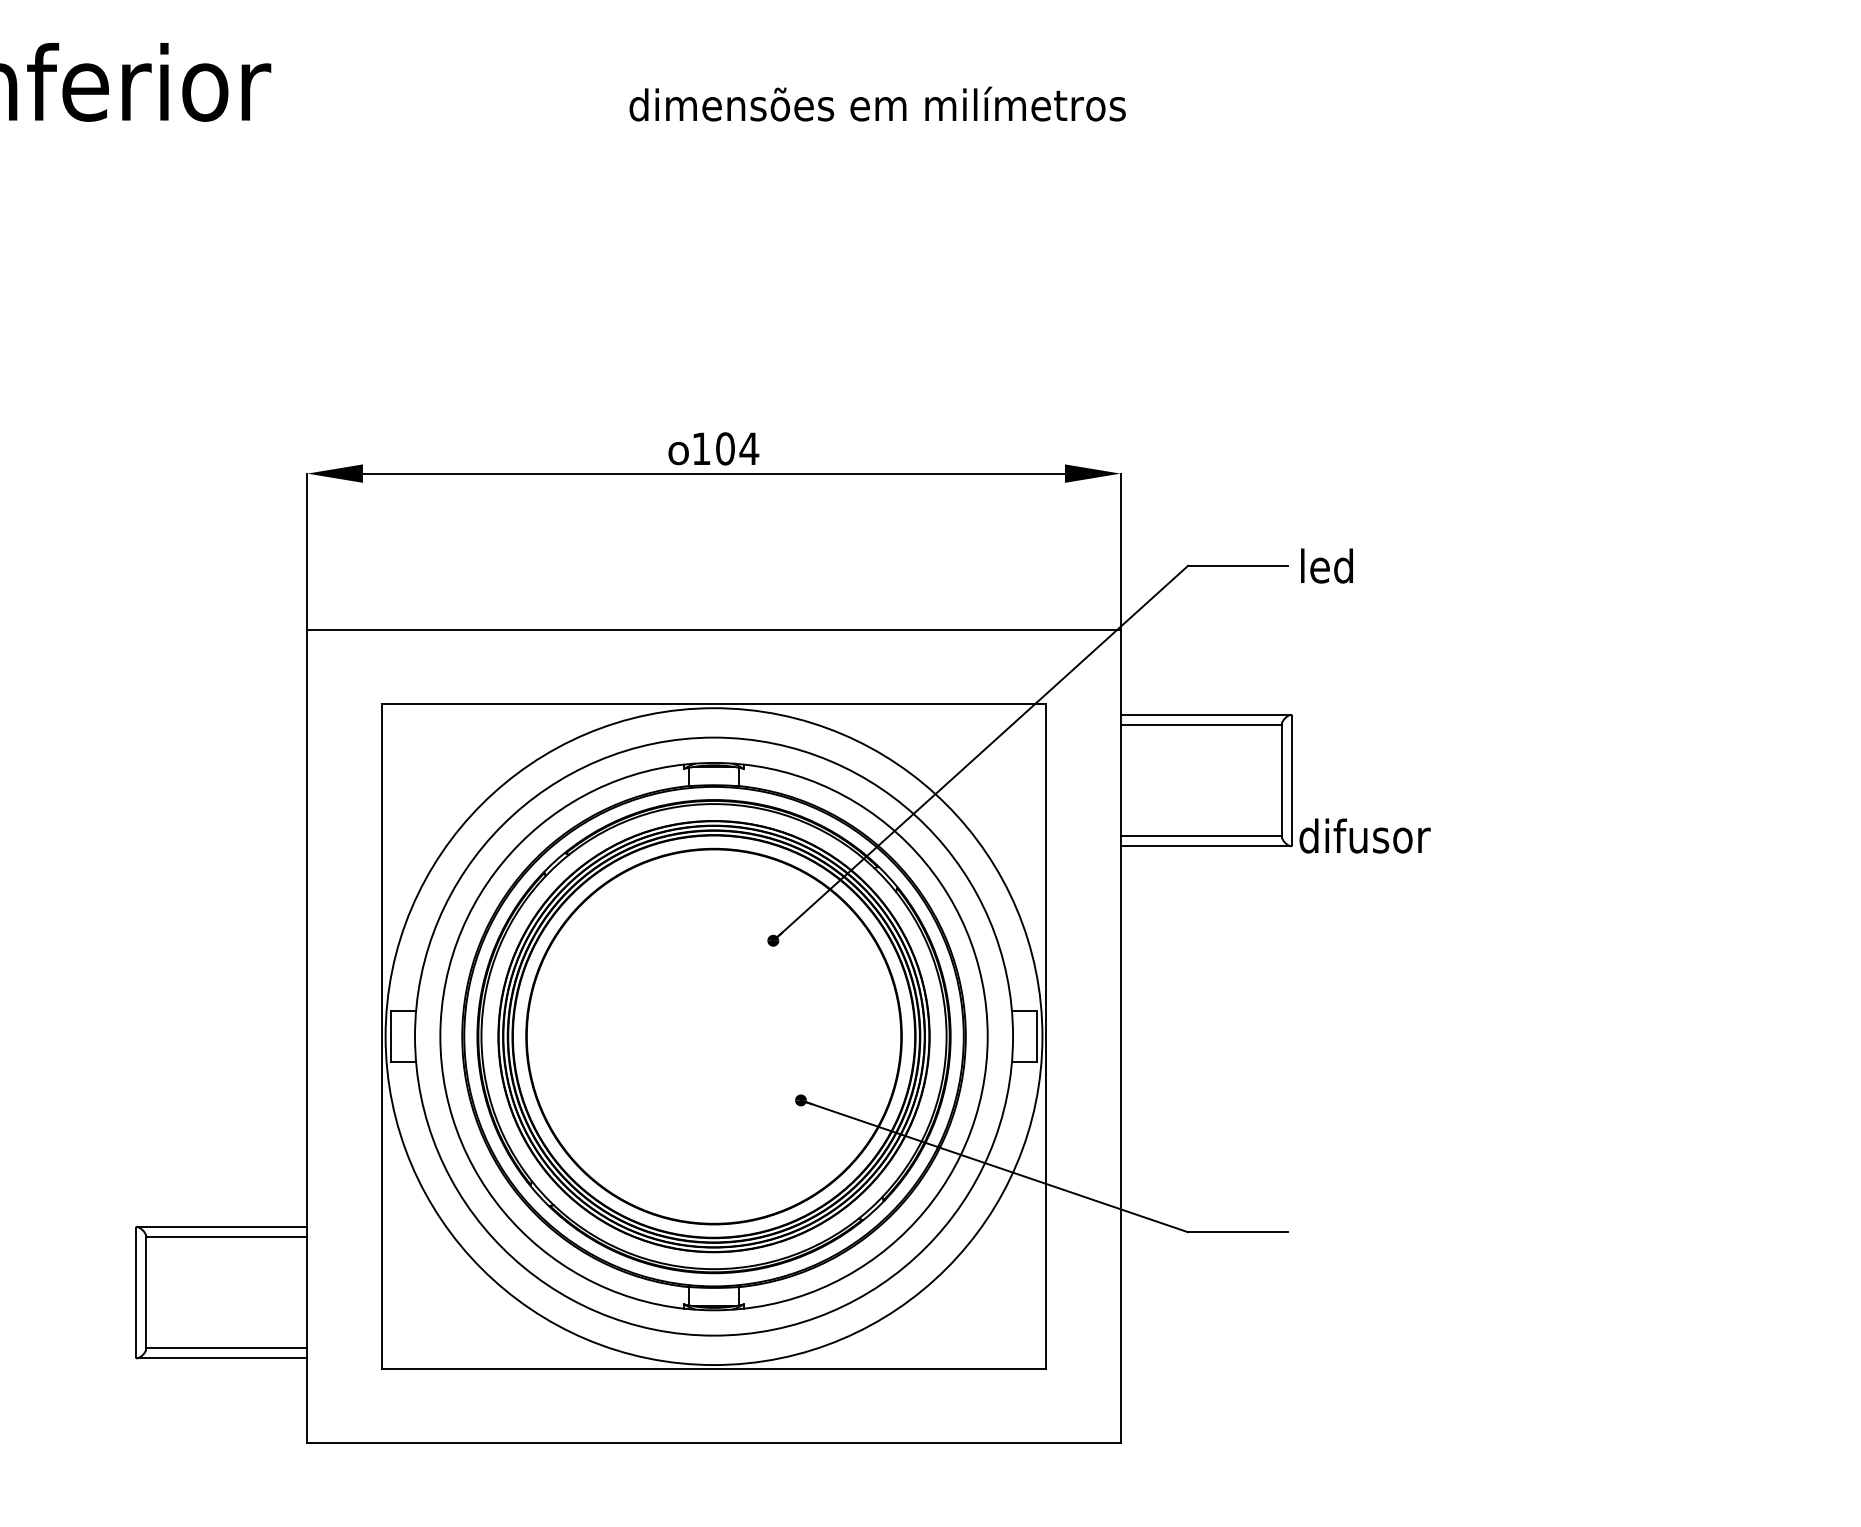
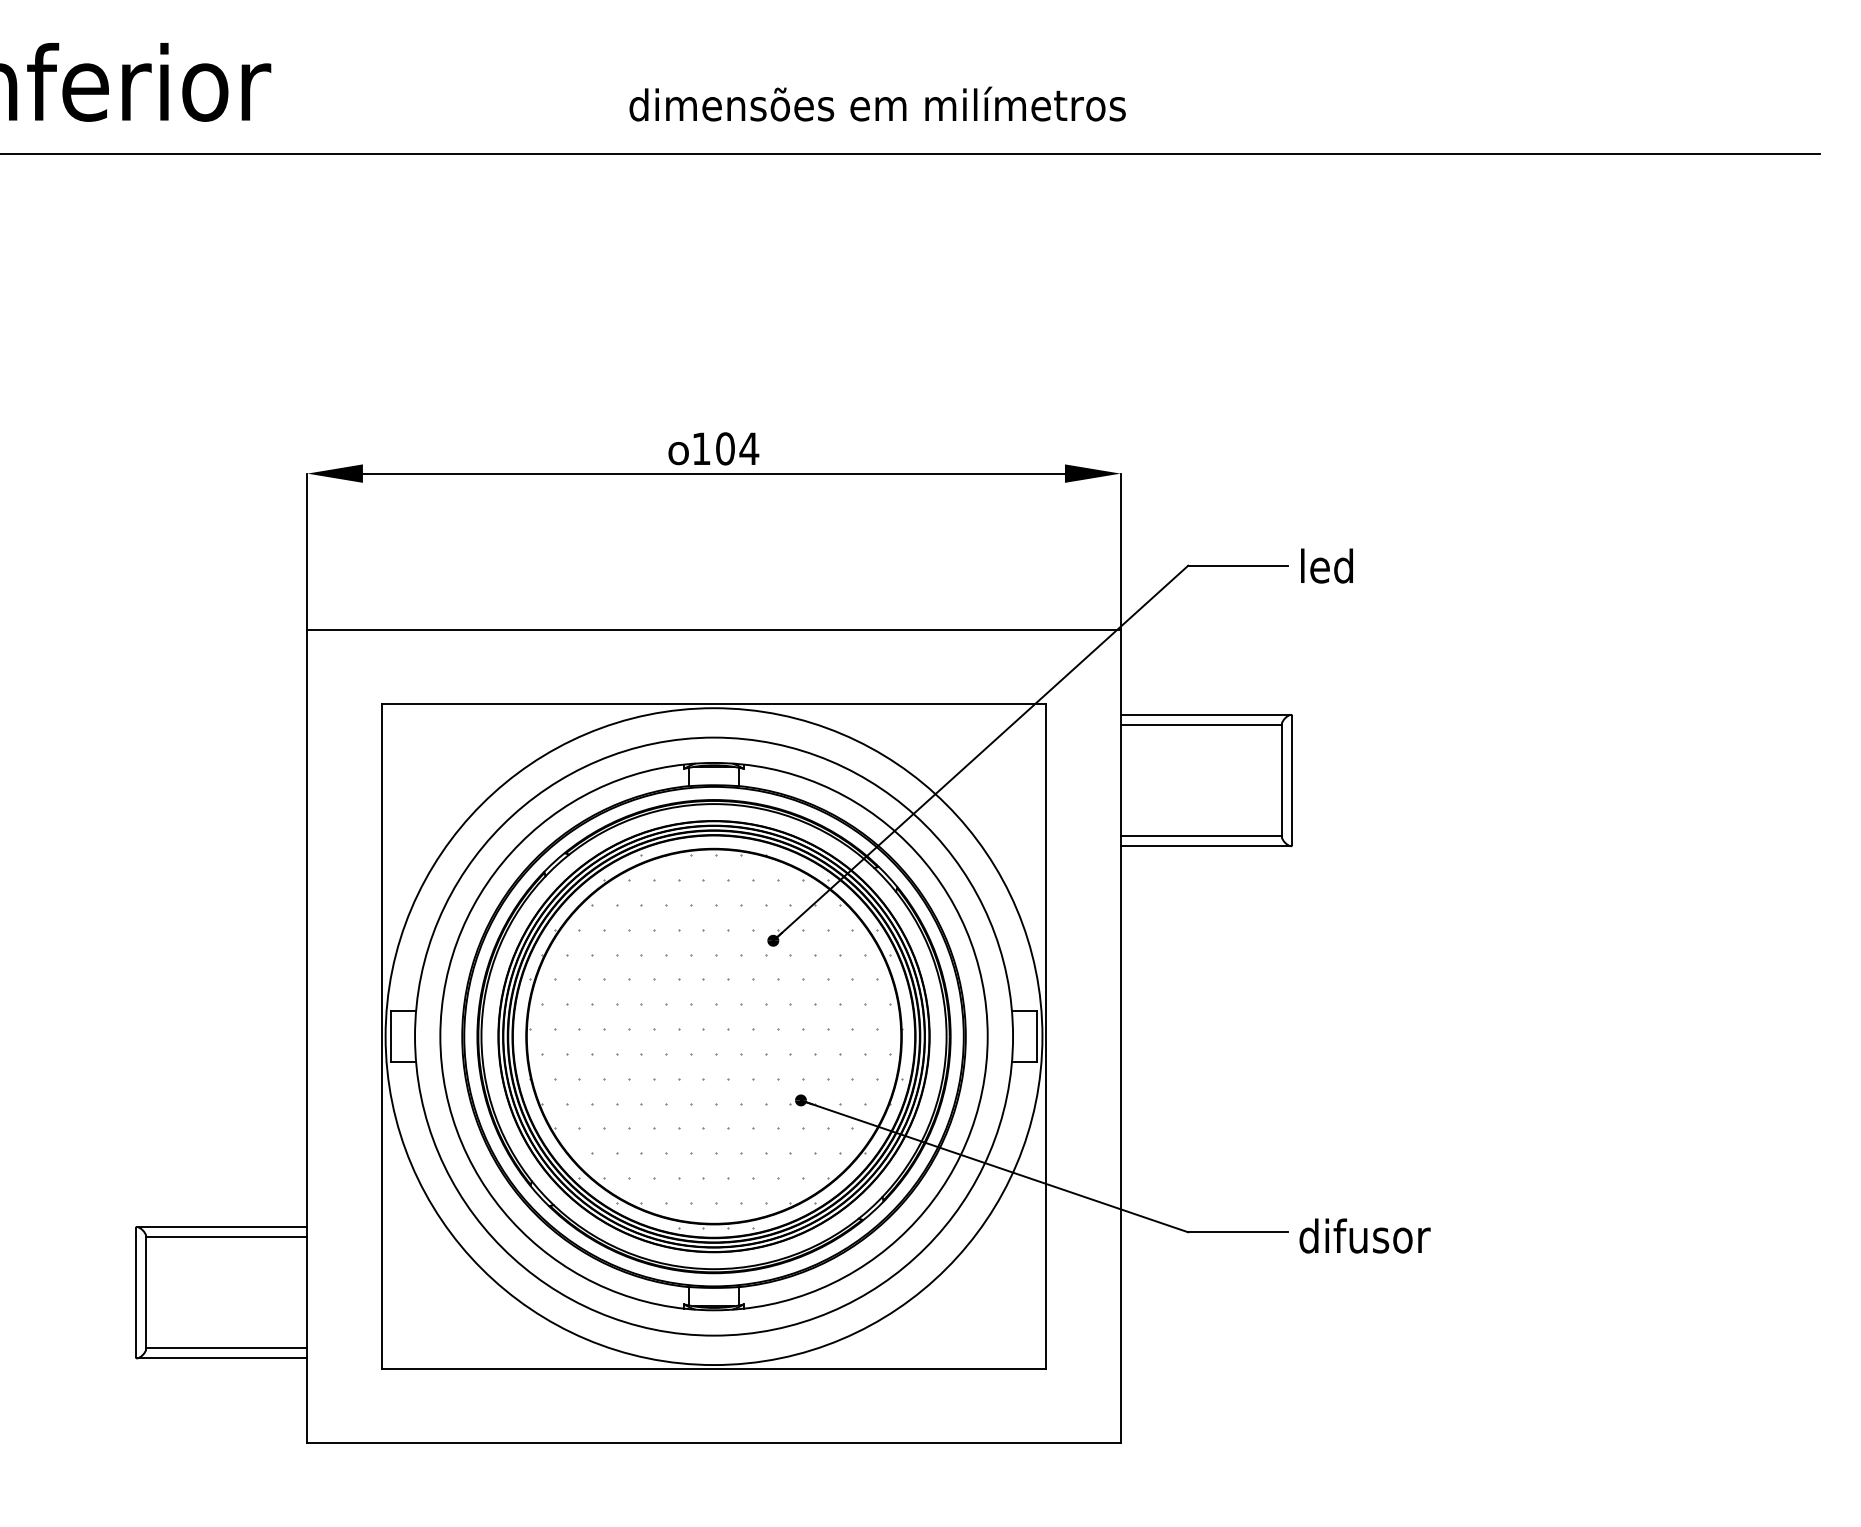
line: none -> present (910, 154)
text position: (1364, 835) -> (1364, 1235) (1364, 1235)
hatch: none -> present (715, 1041)
